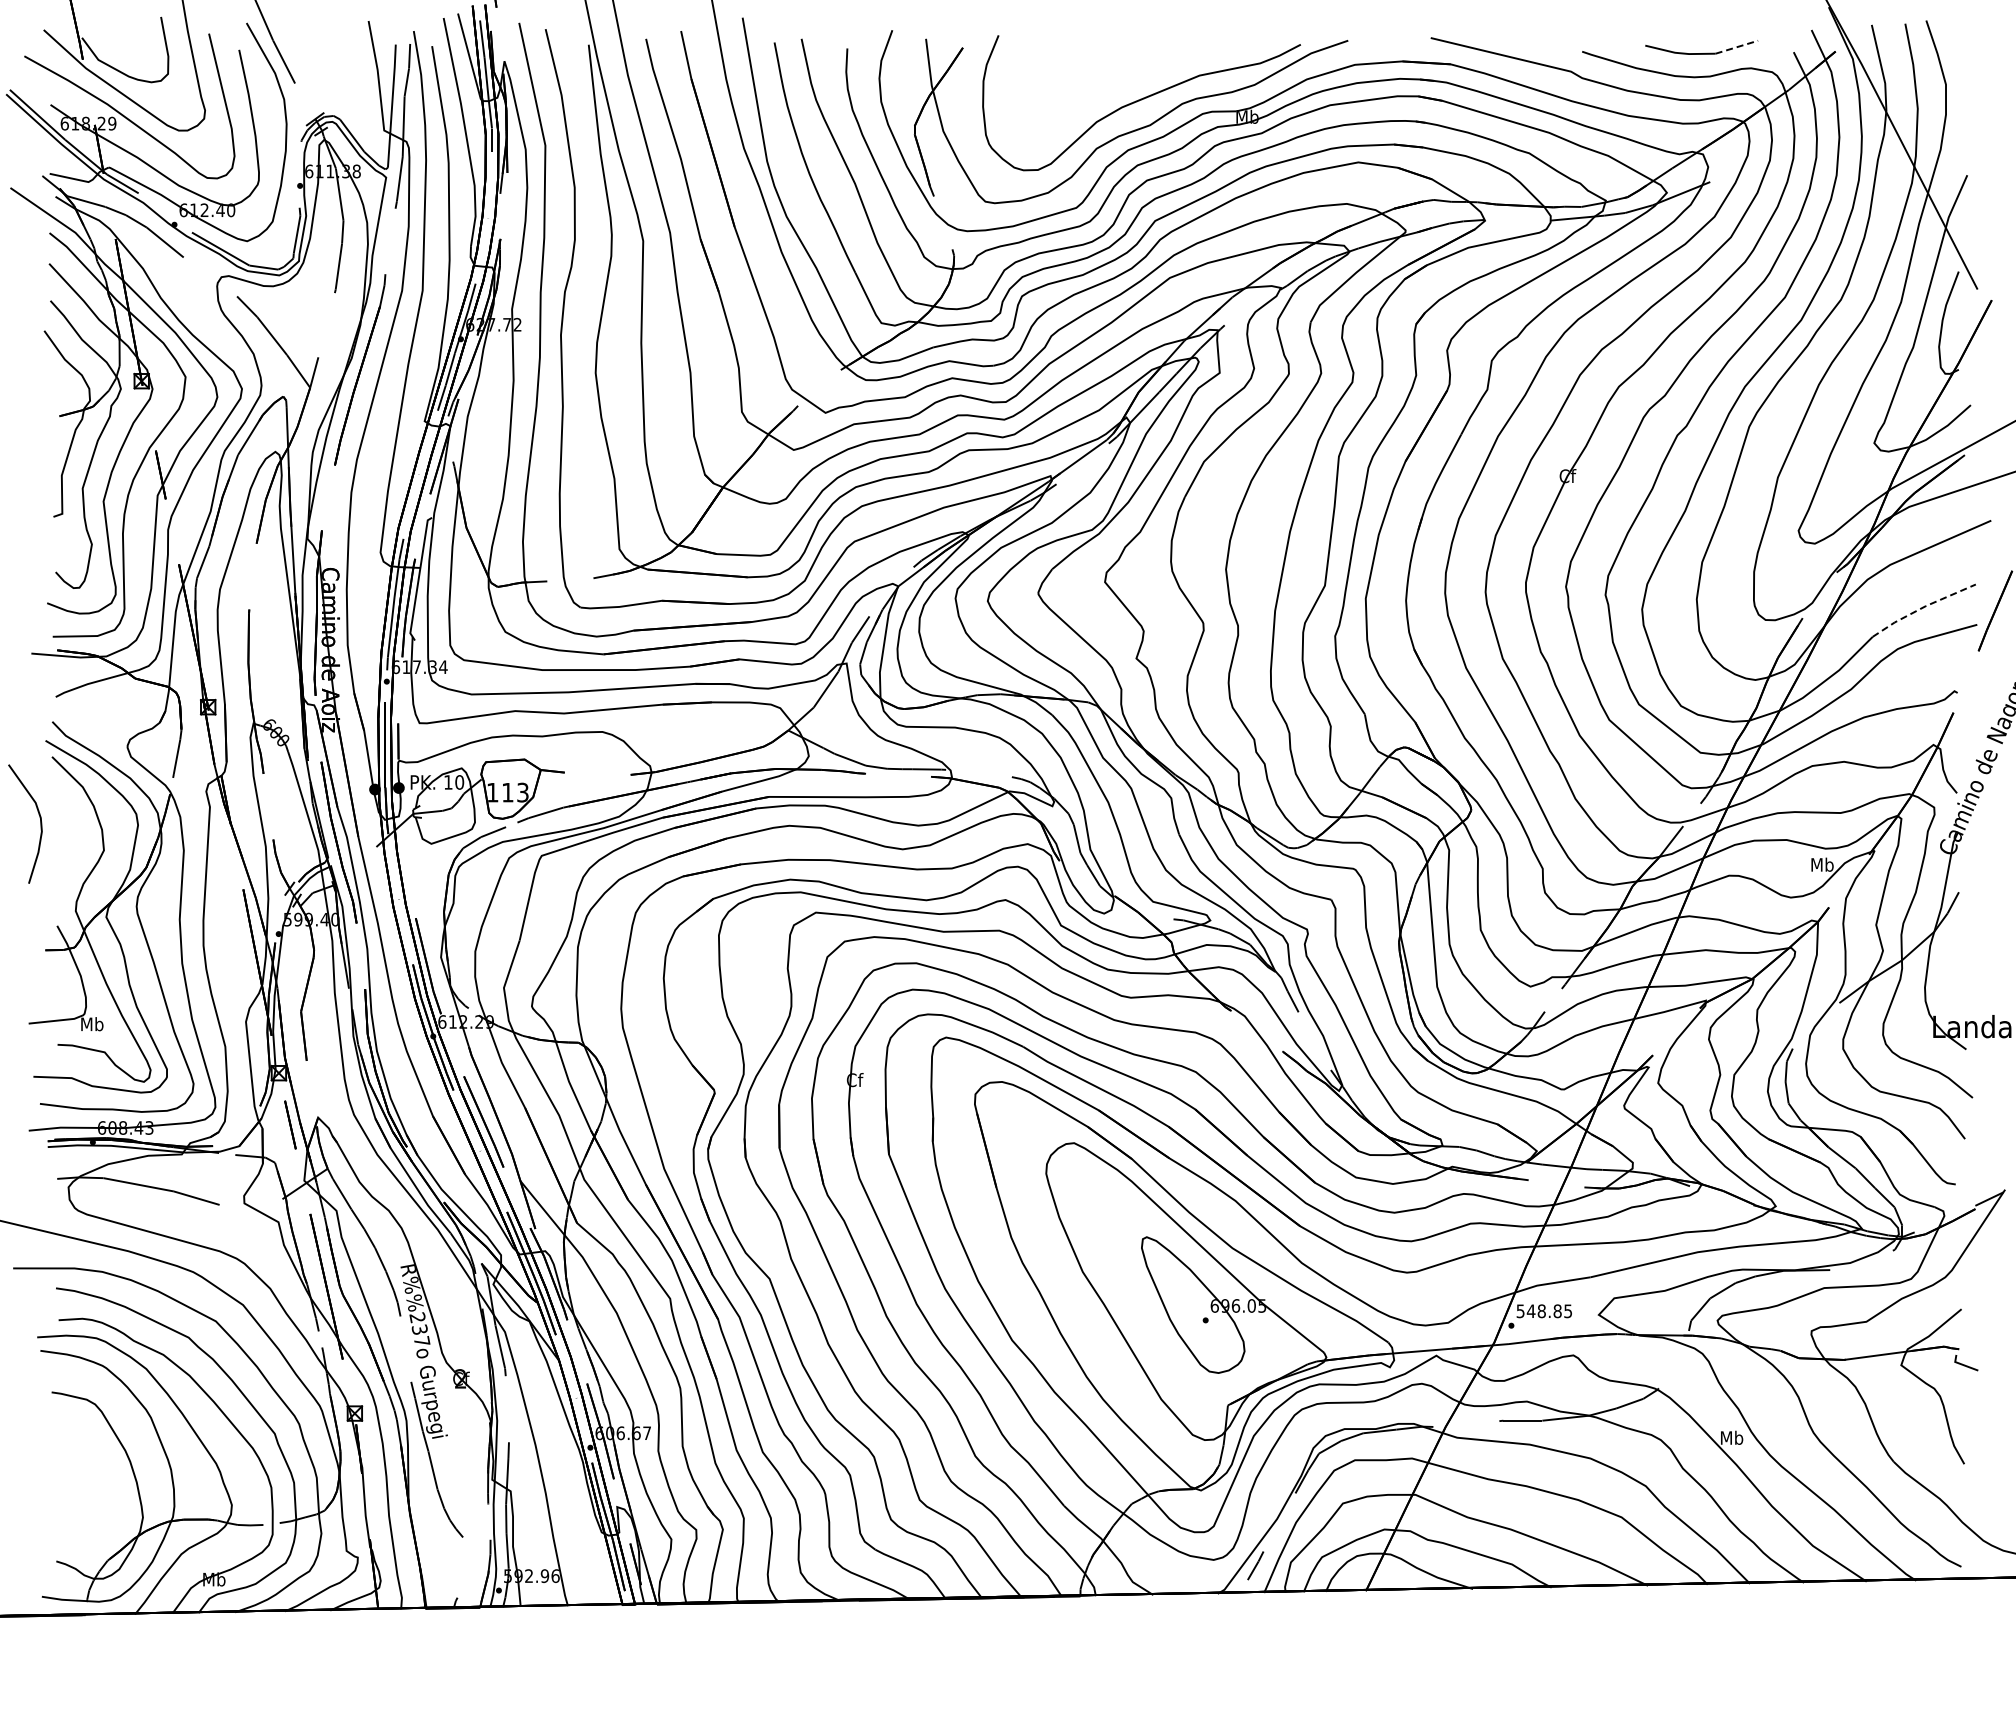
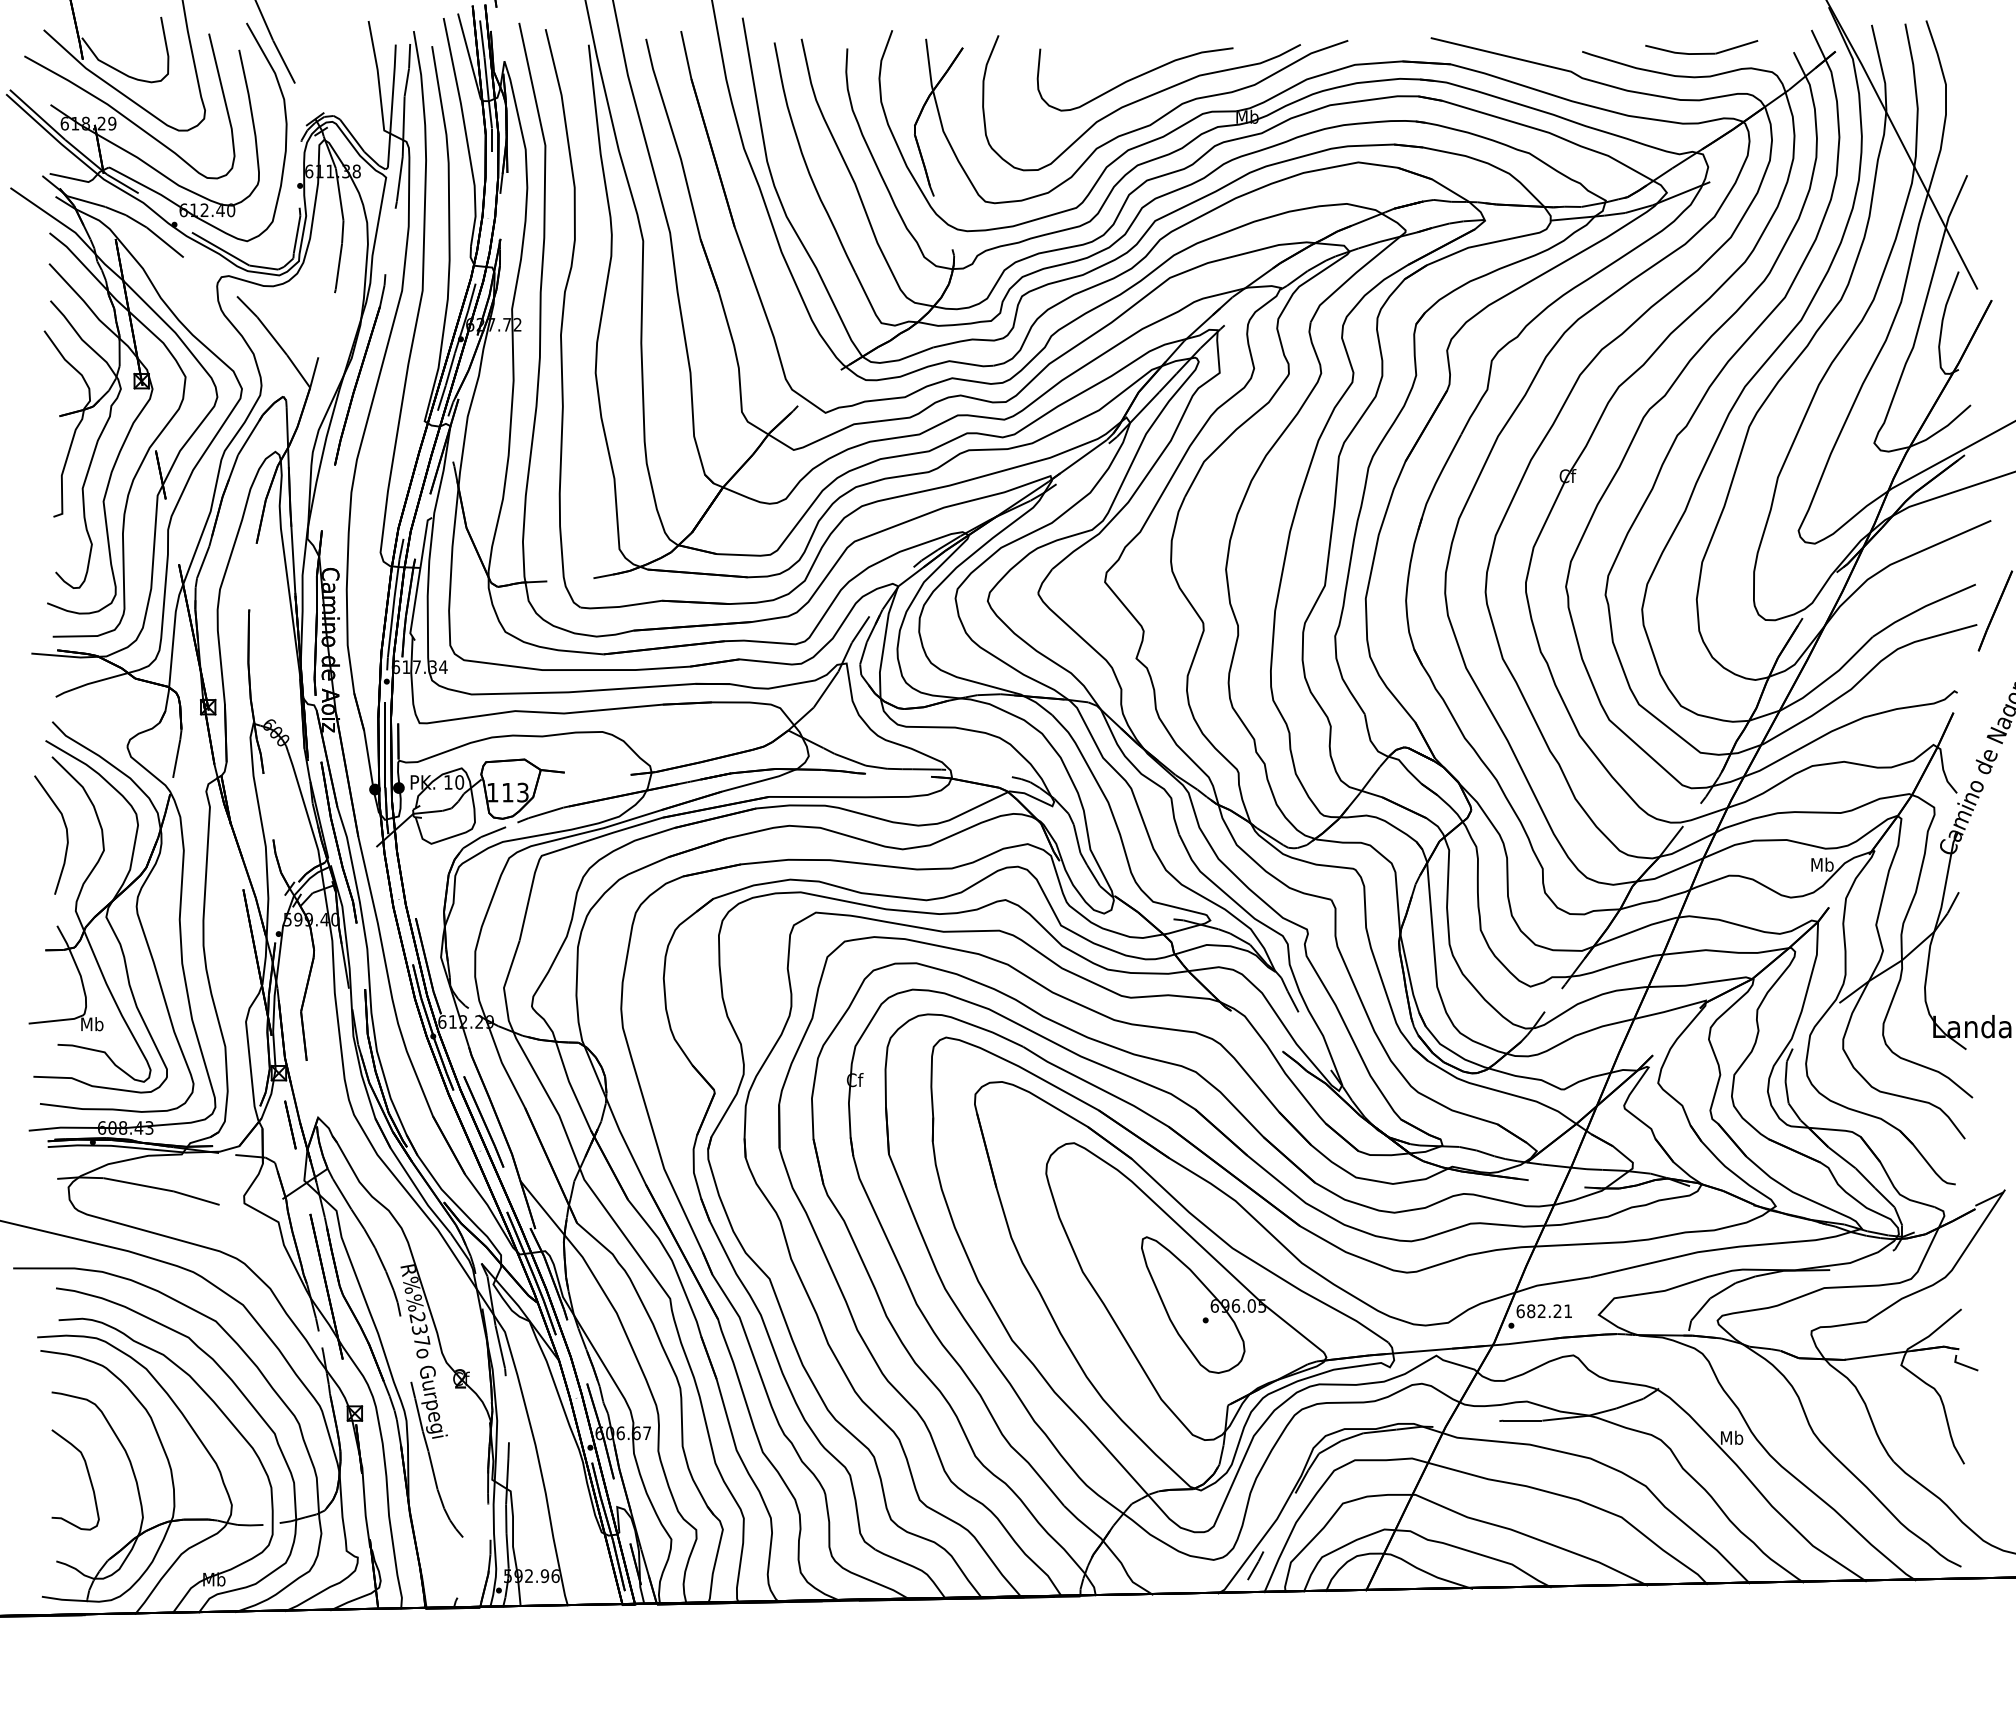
line: dashed -> solid (1737, 47)
curve: none -> present (1134, 79)
line: dashed -> solid (1922, 607)
curve position: (40, 823) -> (66, 834) (66, 834)
text: 548.85 -> 682.21 (1543, 1311)
curve: none -> present (88, 1477)
